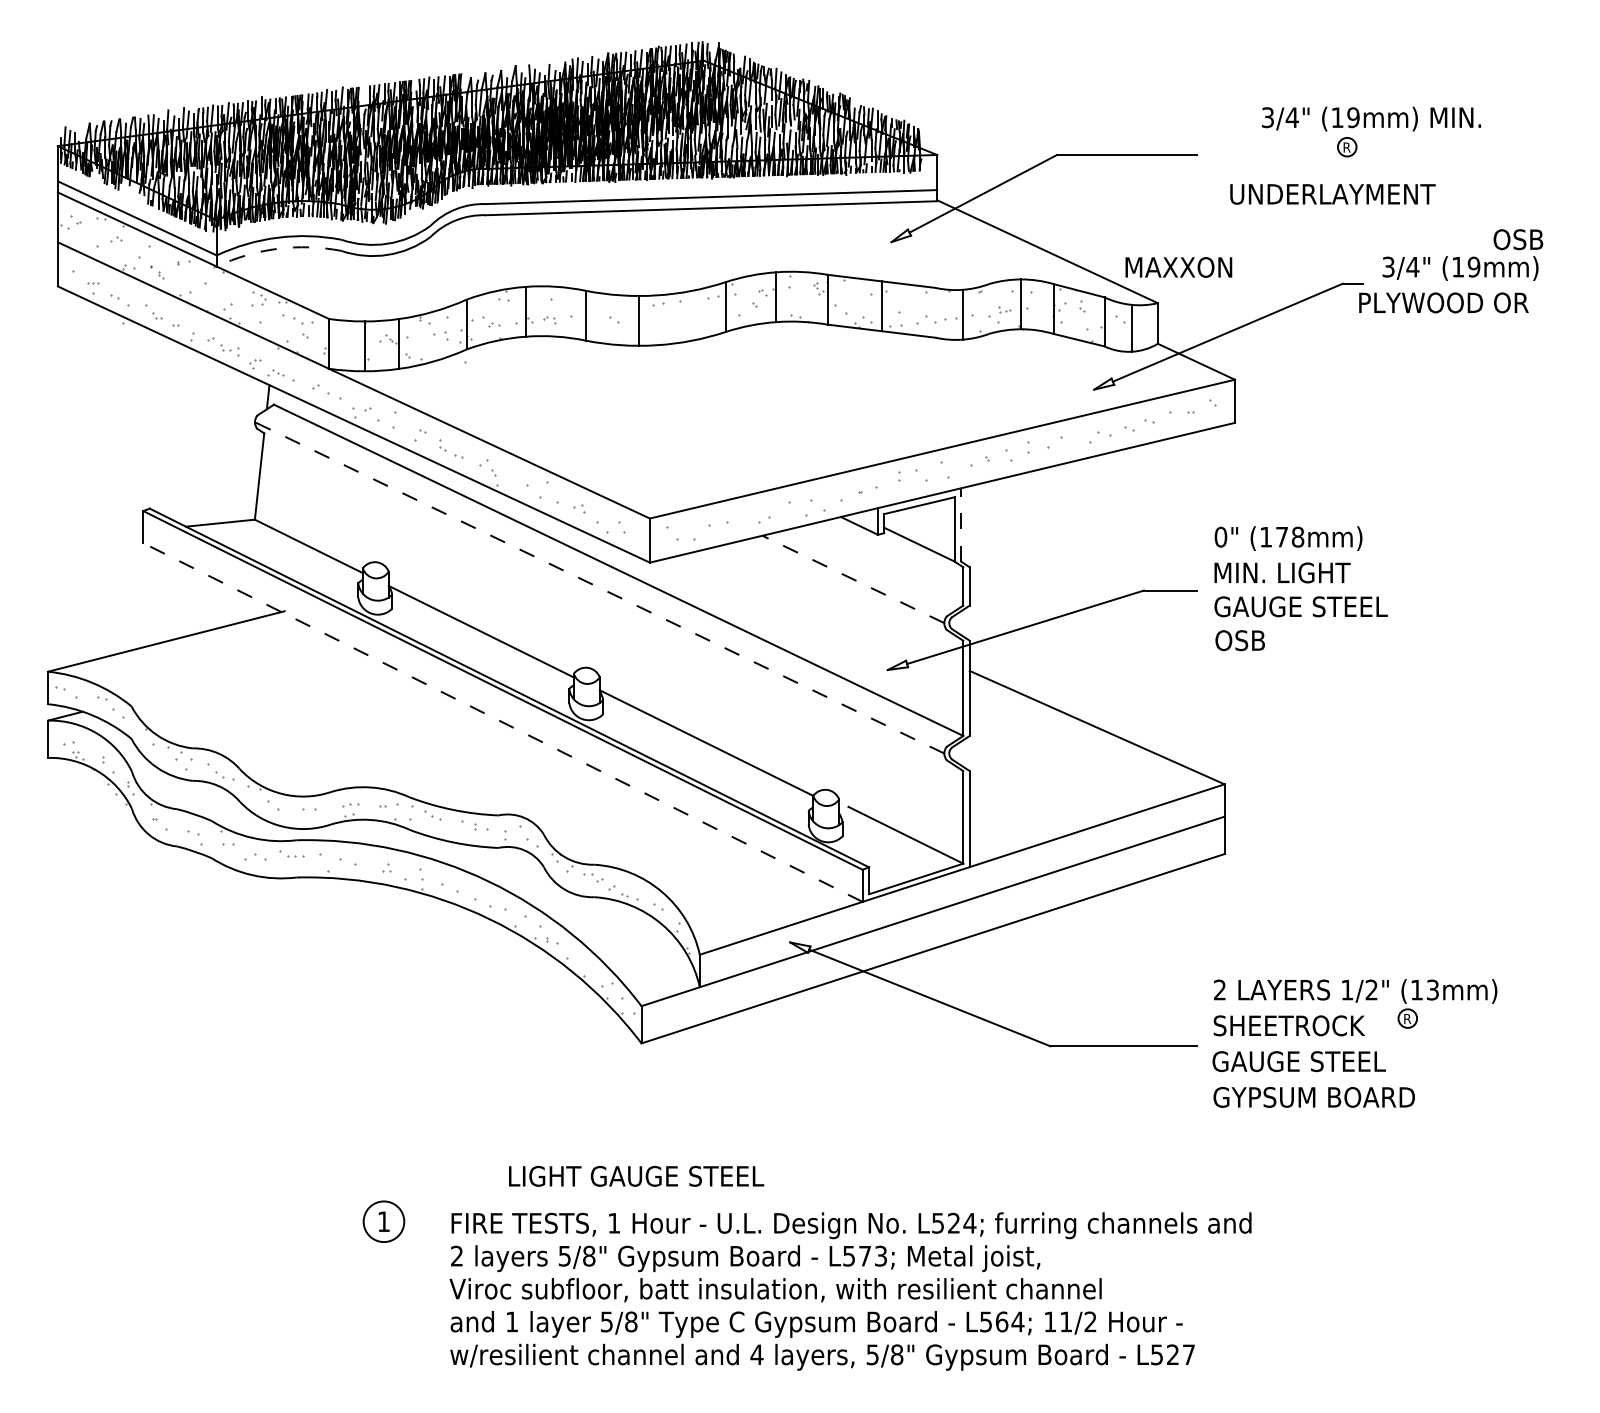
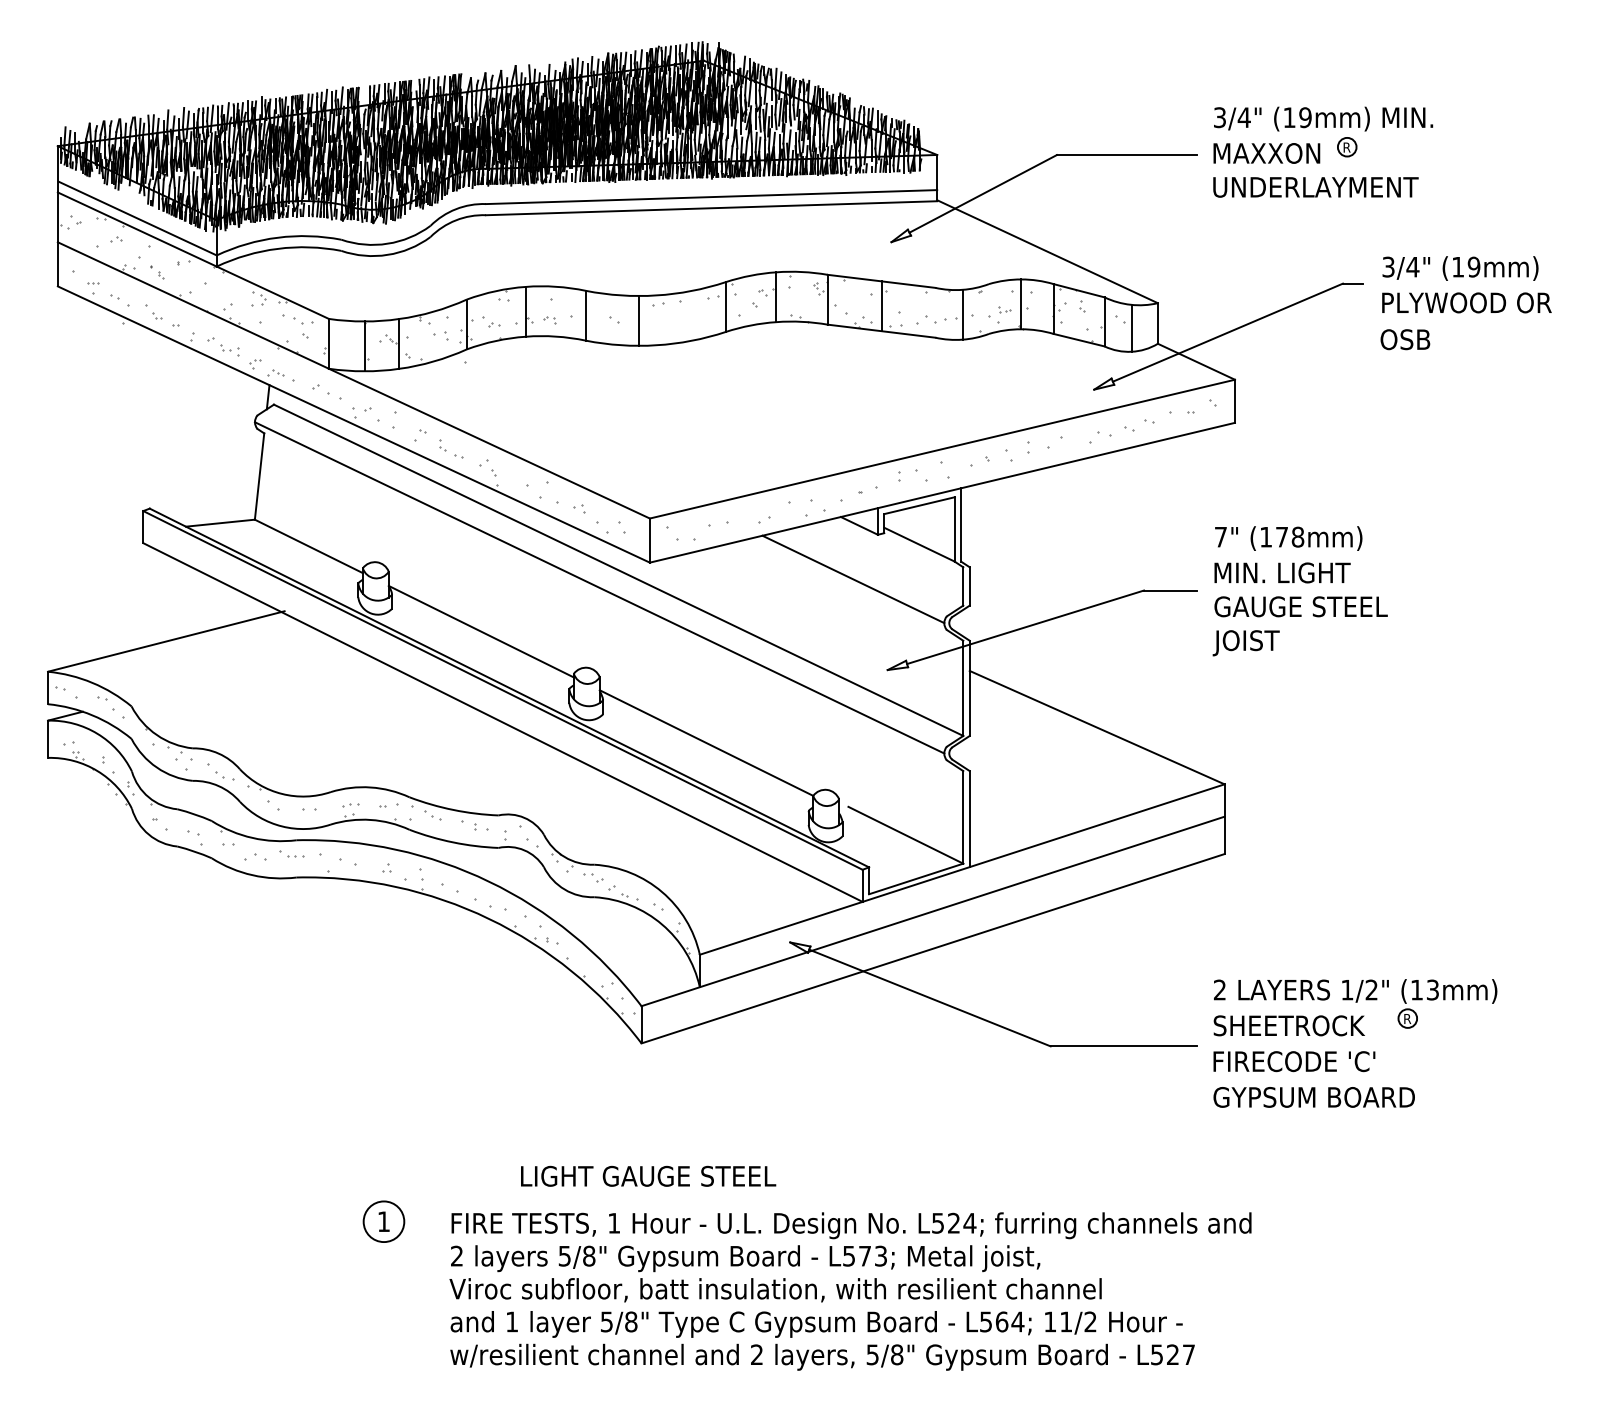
text position: (1371, 118) -> (1323, 118) (1323, 118)
text position: (1332, 194) -> (1315, 187) (1315, 187)
text position: (1518, 239) -> (1405, 339) (1405, 339)
arc: dashed -> solid (277, 248)
text position: (1178, 267) -> (1266, 153) (1266, 153)
text position: (1443, 302) -> (1466, 302) (1466, 302)
line: dashed -> solid (961, 525)
text: 0" -> 7" (1220, 536)
line: dashed -> solid (853, 579)
line: dashed -> solid (599, 587)
text: OSB -> JOIST (1245, 643)
line: dashed -> solid (502, 722)
text: GAUGE STEEL -> FIRECODE 'C' (1298, 1061)
text position: (636, 1175) -> (648, 1175) (648, 1175)
text: 4 -> 2 (756, 1354)
